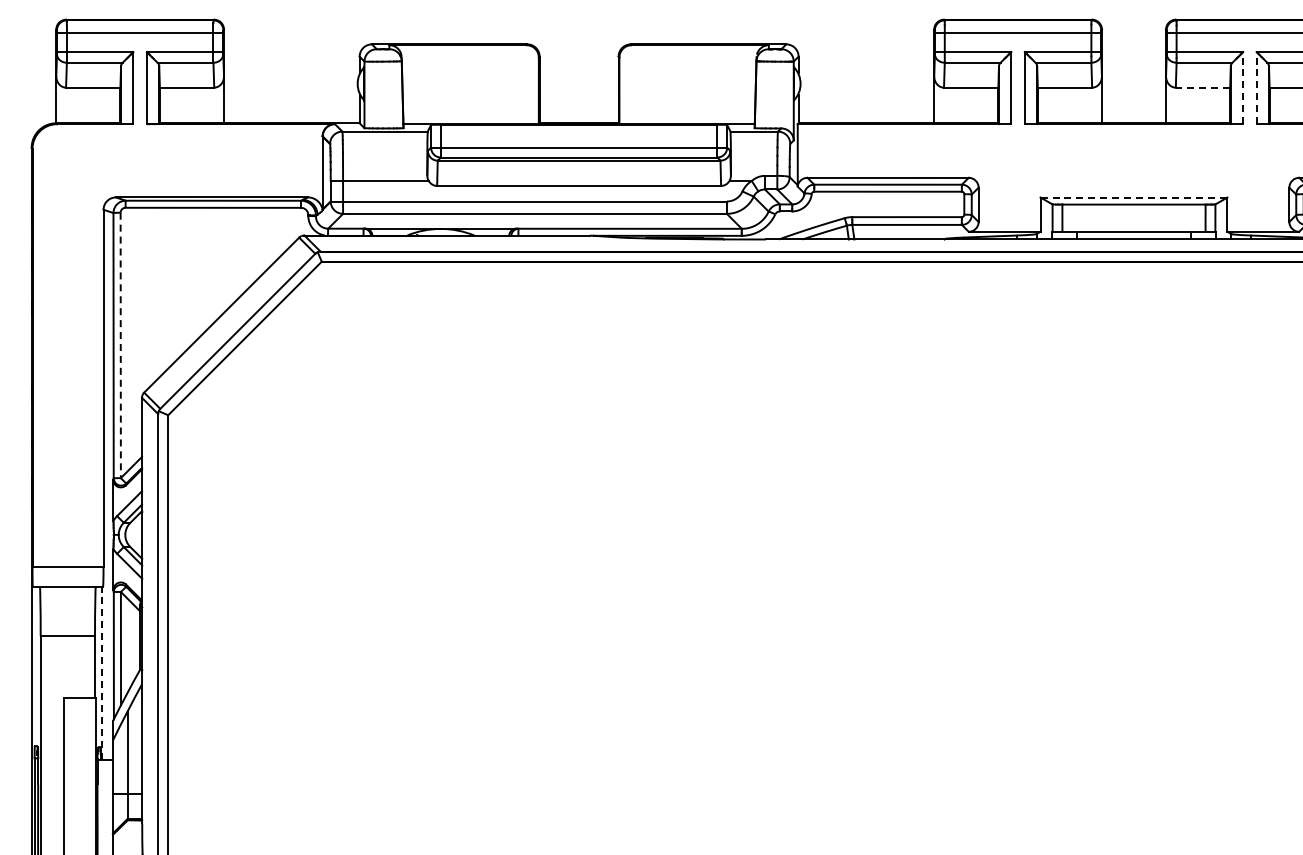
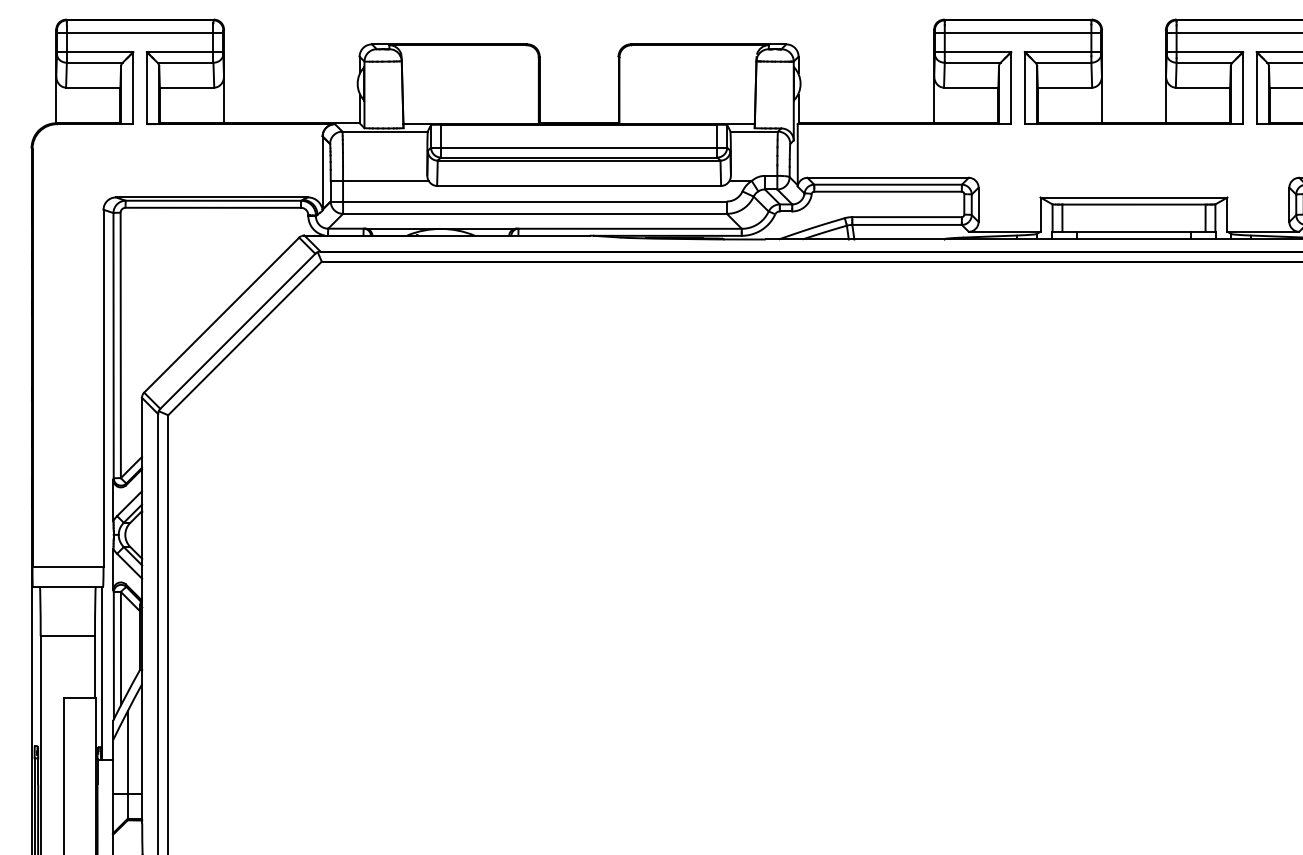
line: dashed -> solid (1202, 87)
line: dashed -> solid (1243, 87)
line: dashed -> solid (1256, 87)
line: dashed -> solid (1134, 197)
line: dashed -> solid (120, 345)
line: dashed -> solid (102, 672)
